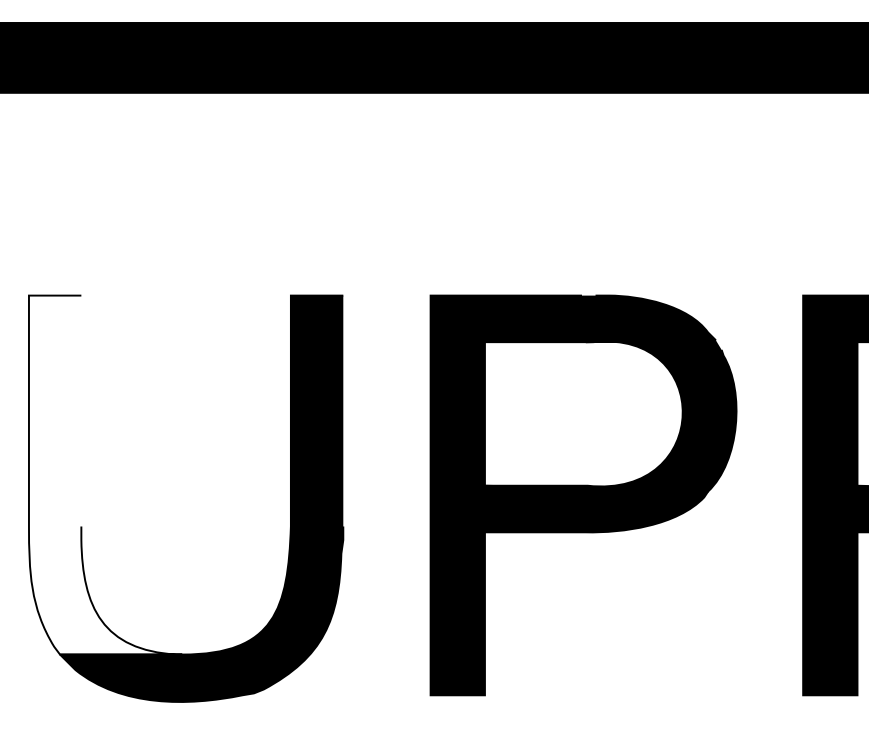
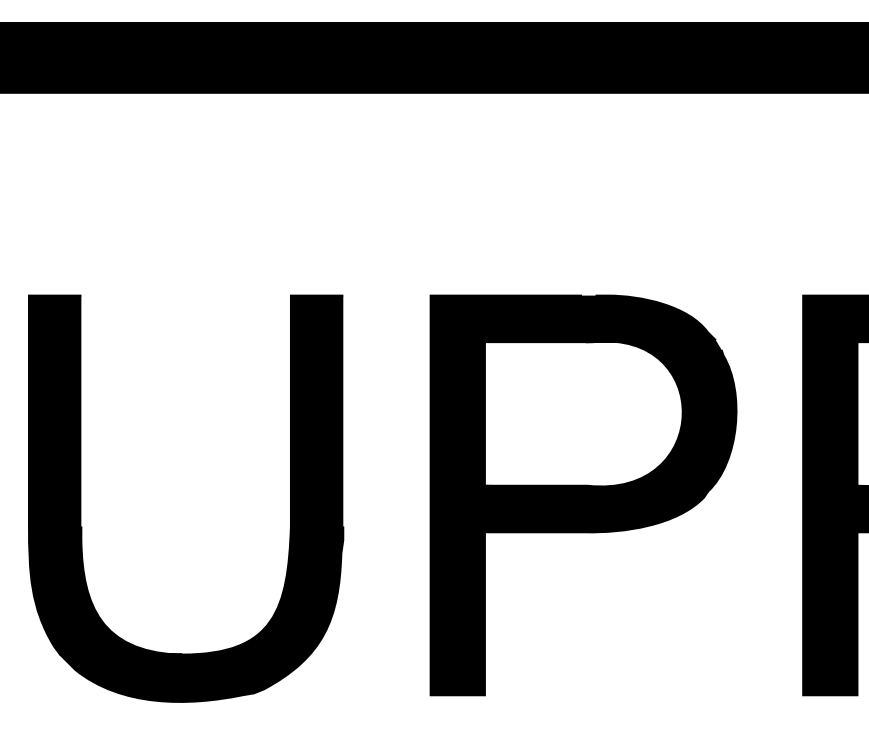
fill: none -> present (105, 474)
